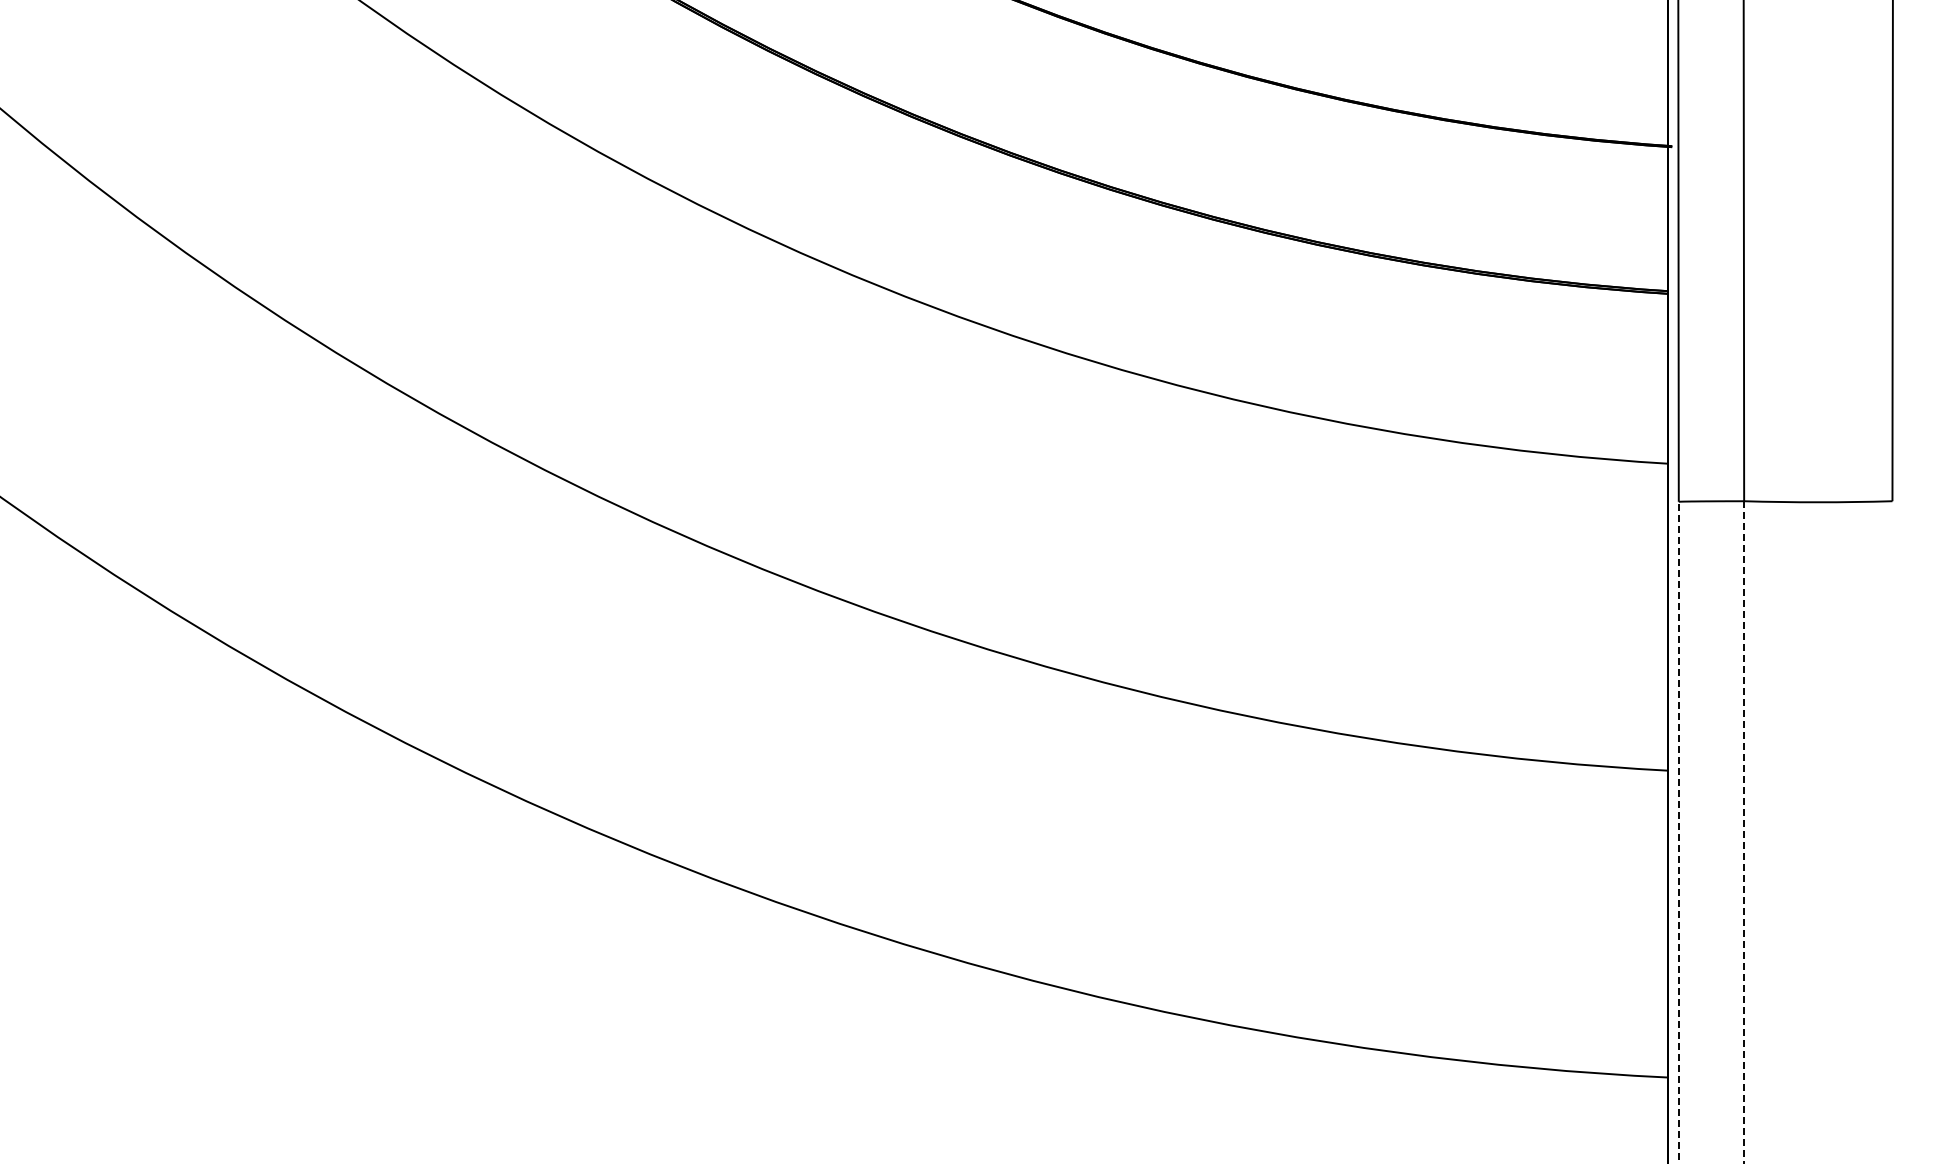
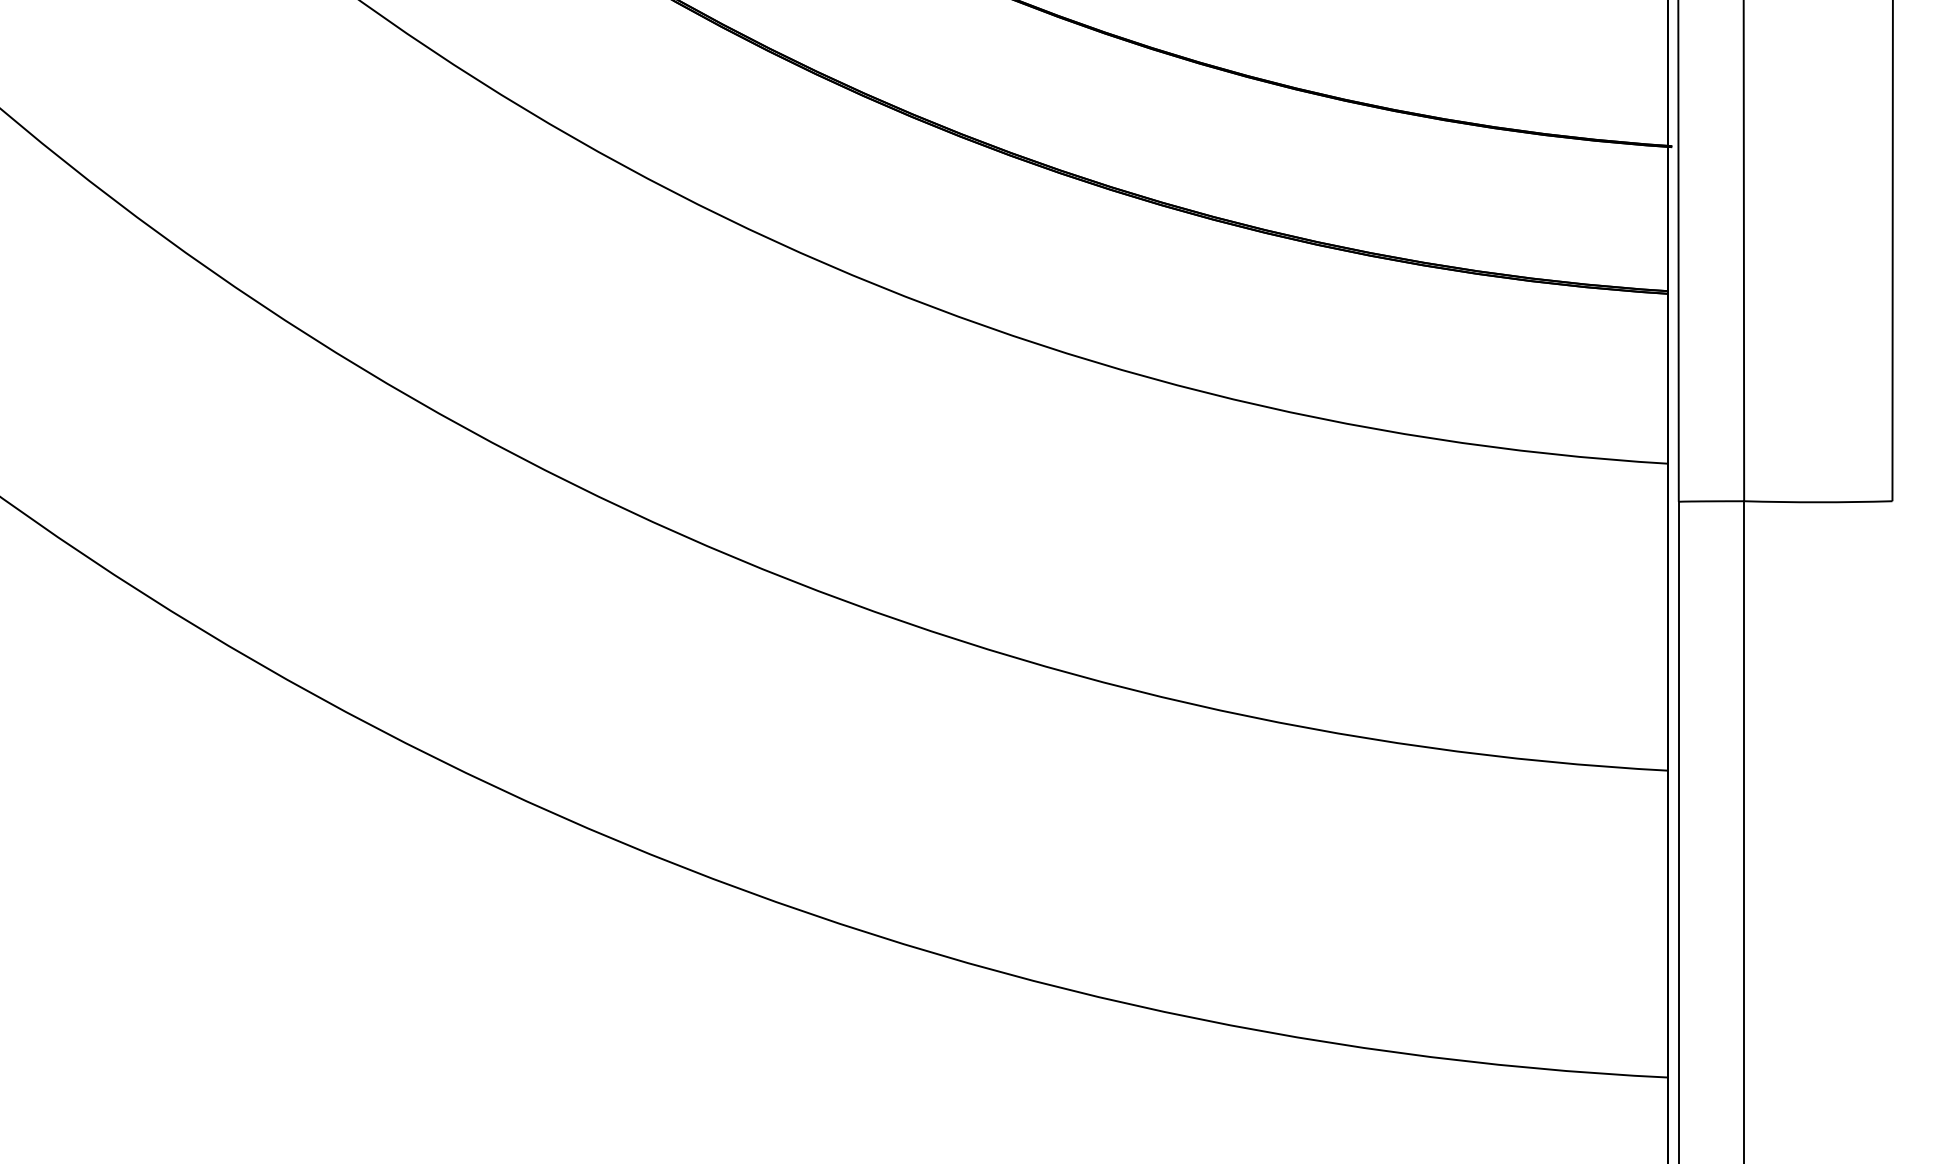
line: dashed -> solid (1678, 832)
line: dashed -> solid (1744, 832)
